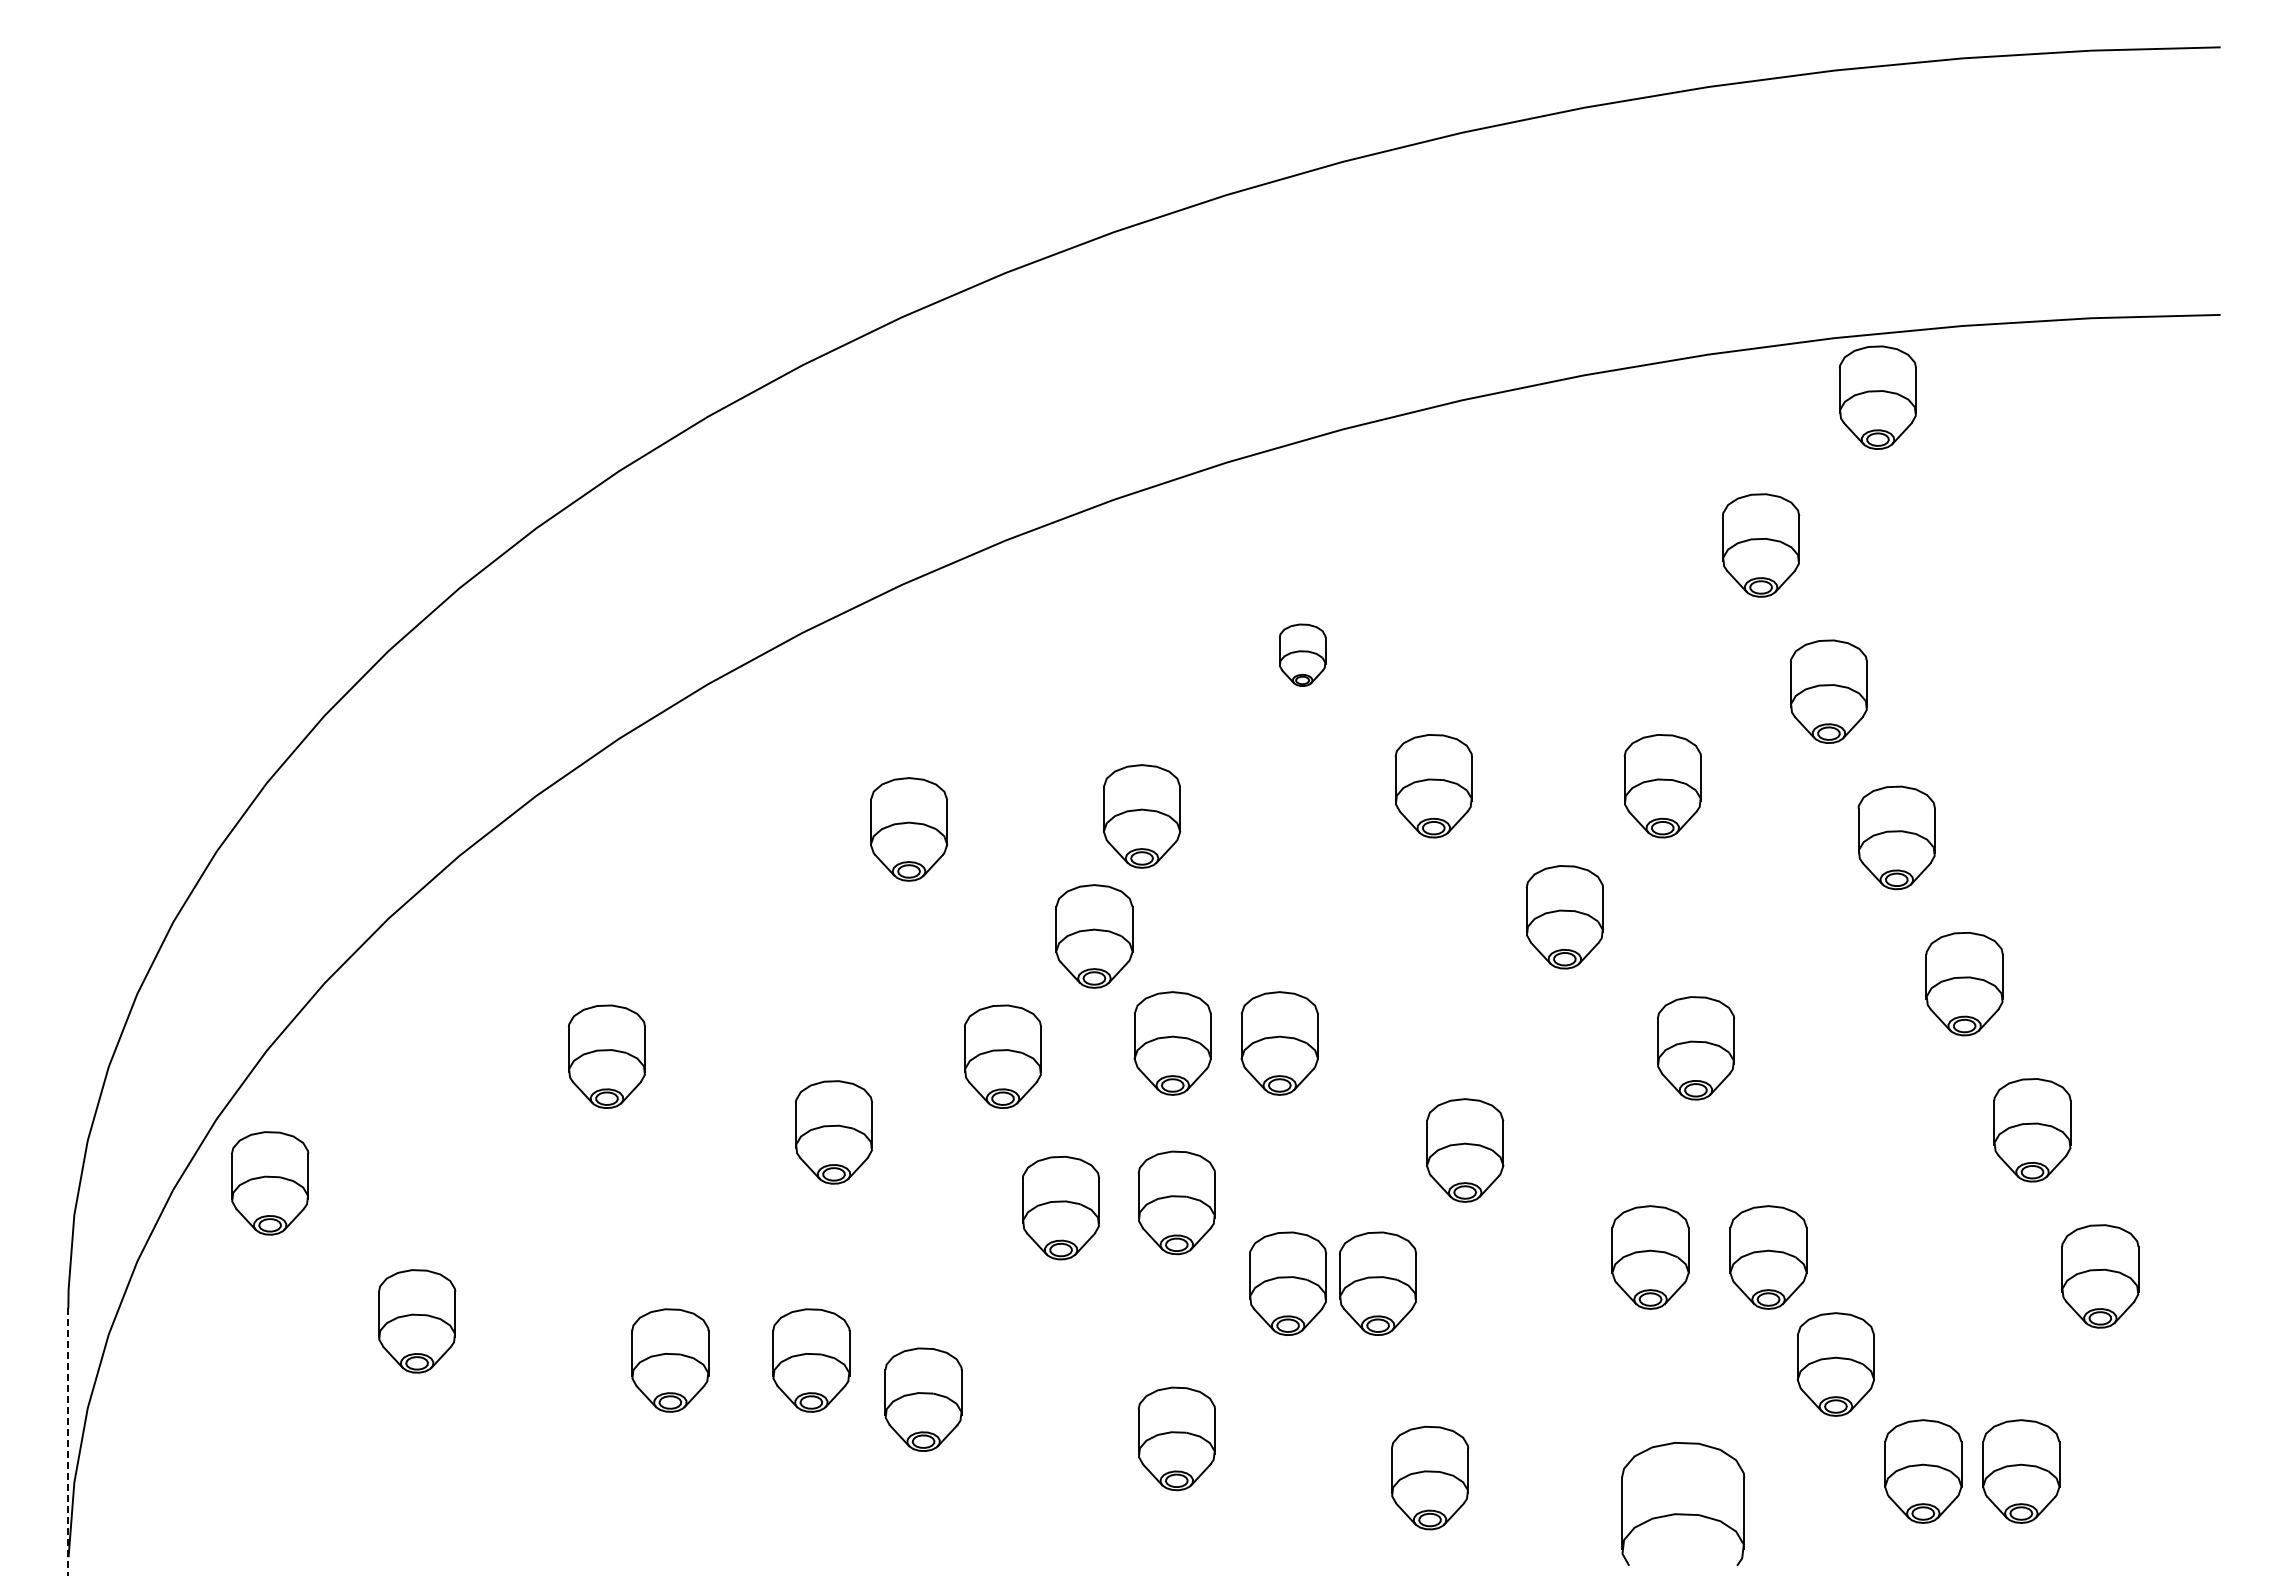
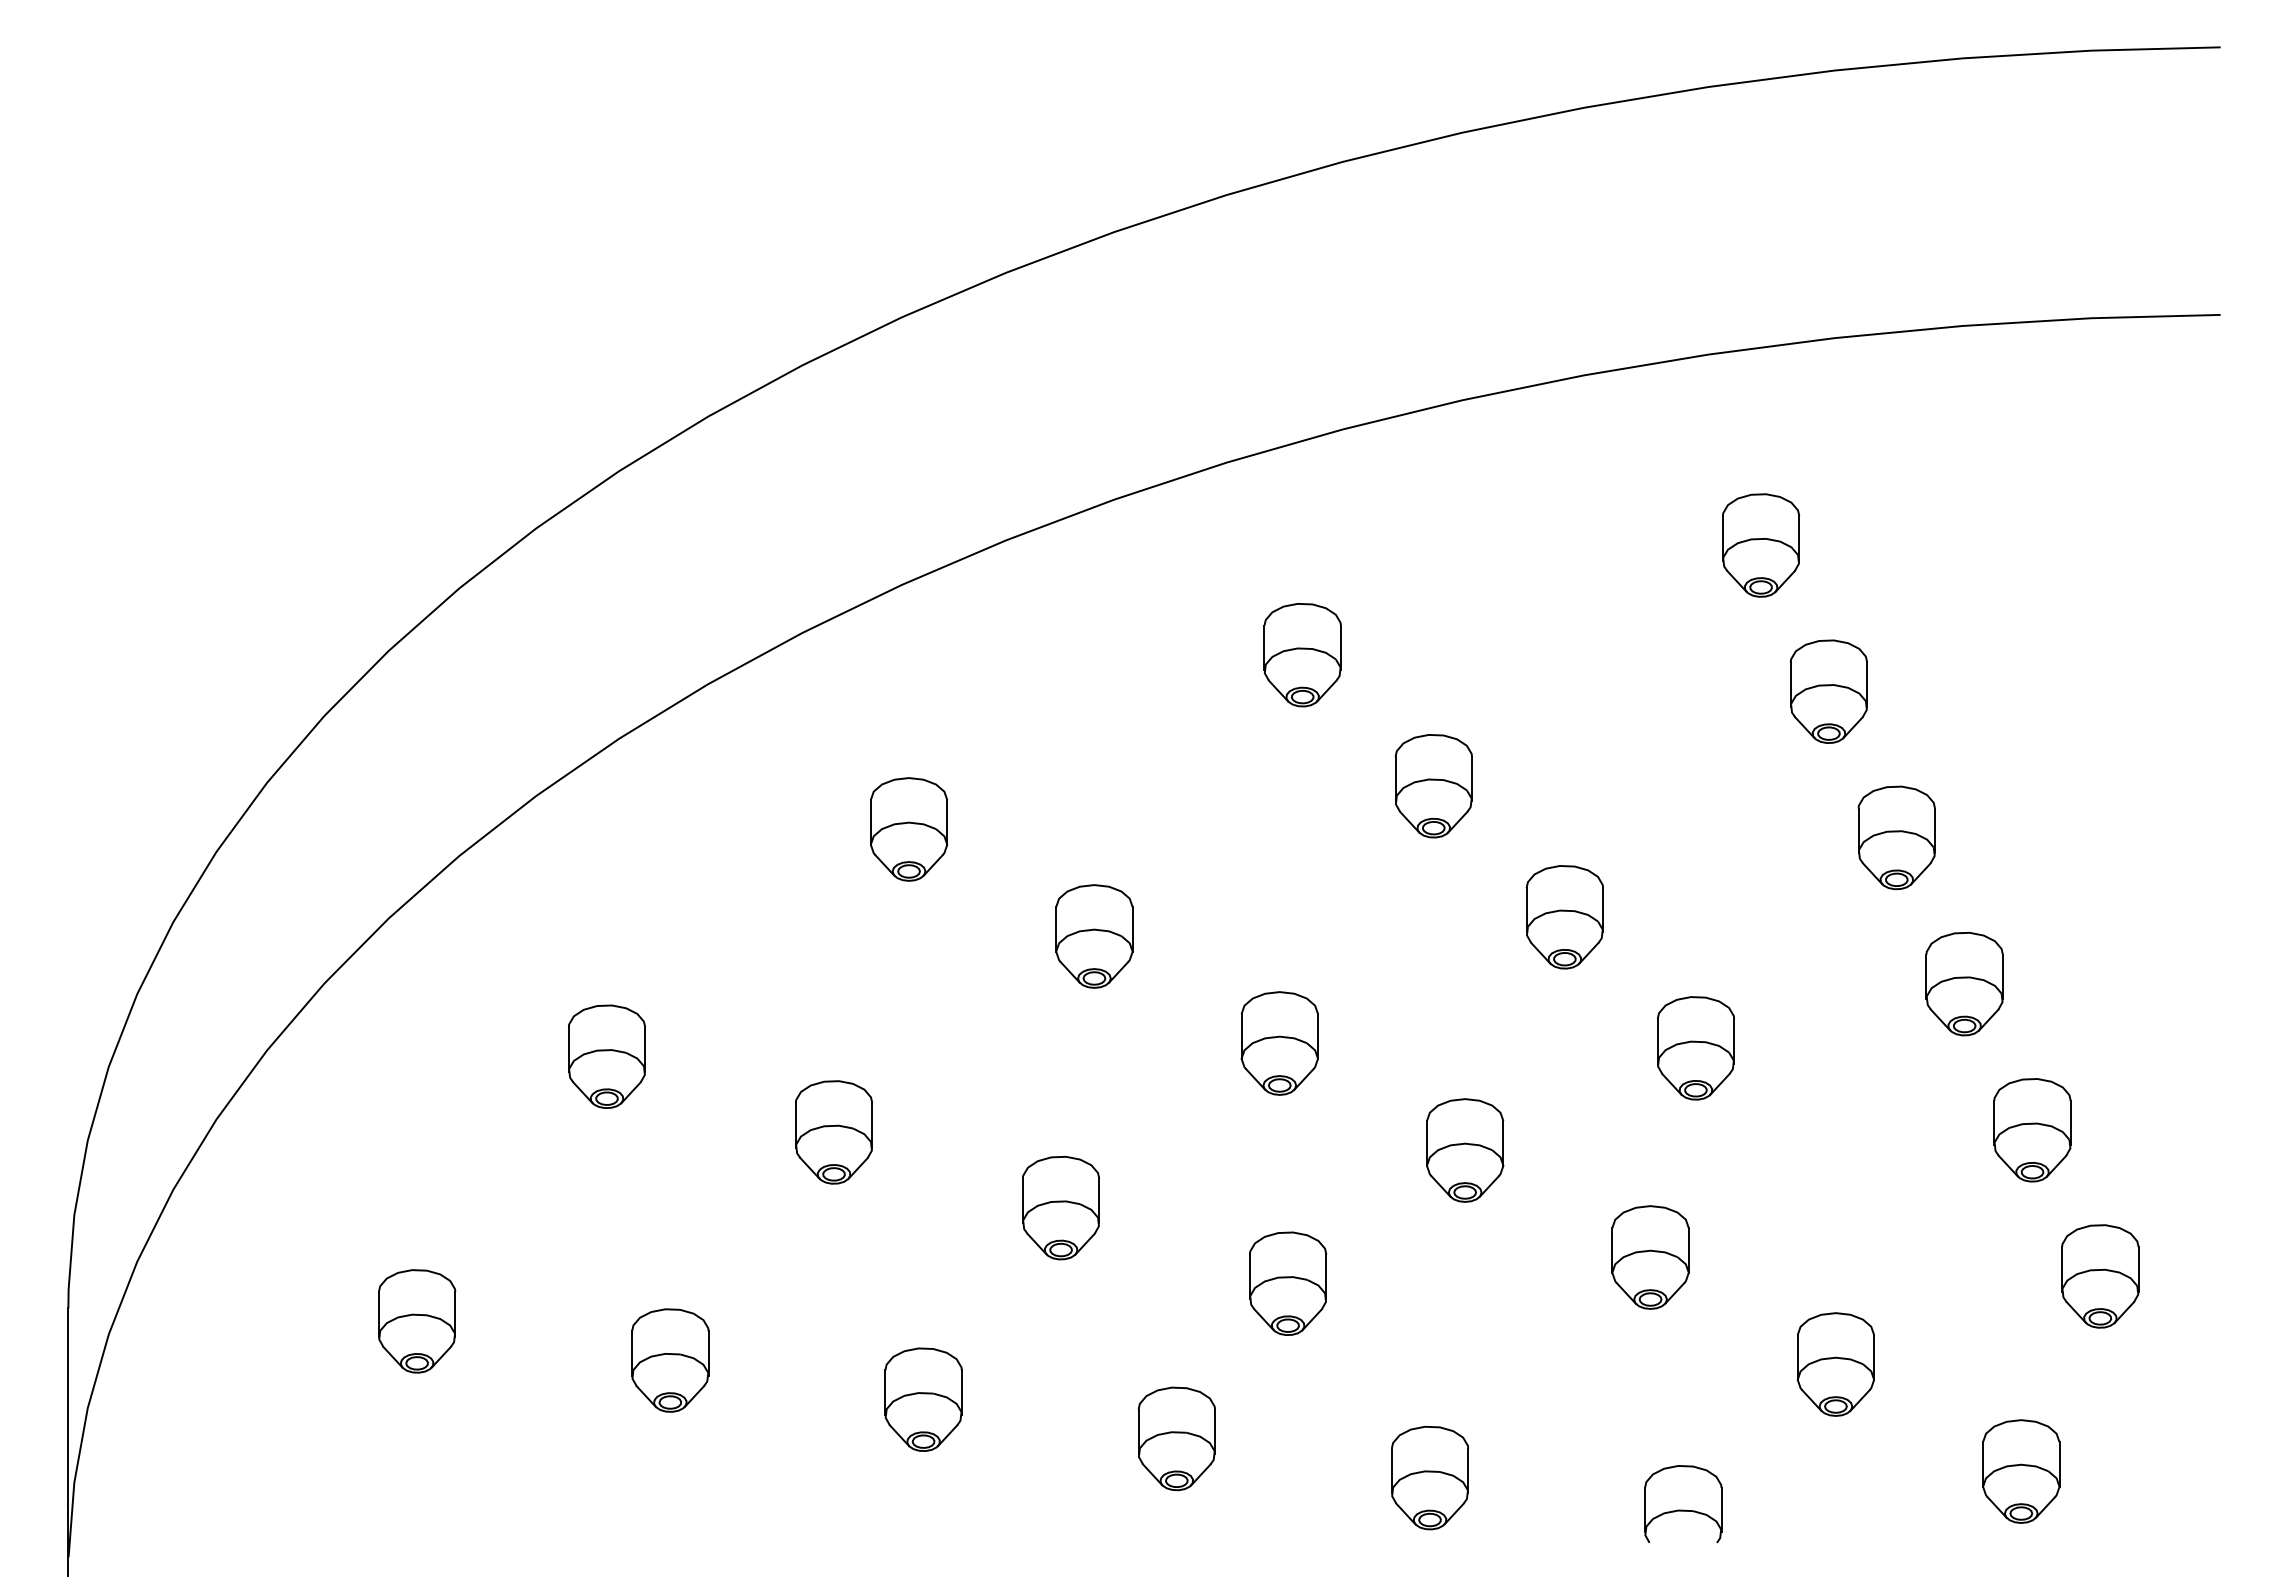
part: present -> none (1877, 397)
part size: 48x64 px -> 79x105 px (1302, 655)
part: present -> none (1662, 786)
part: present -> none (1142, 816)
part: present -> none (1172, 1043)
part: present -> none (1002, 1056)
part: present -> none (270, 1183)
part: present -> none (1176, 1202)
part: present -> none (1768, 1257)
part: present -> none (1378, 1283)
part: present -> none (811, 1360)
line: dashed -> solid (68, 1442)
part: present -> none (1923, 1471)
part size: 125x125 px -> 79x79 px (1683, 1504)
